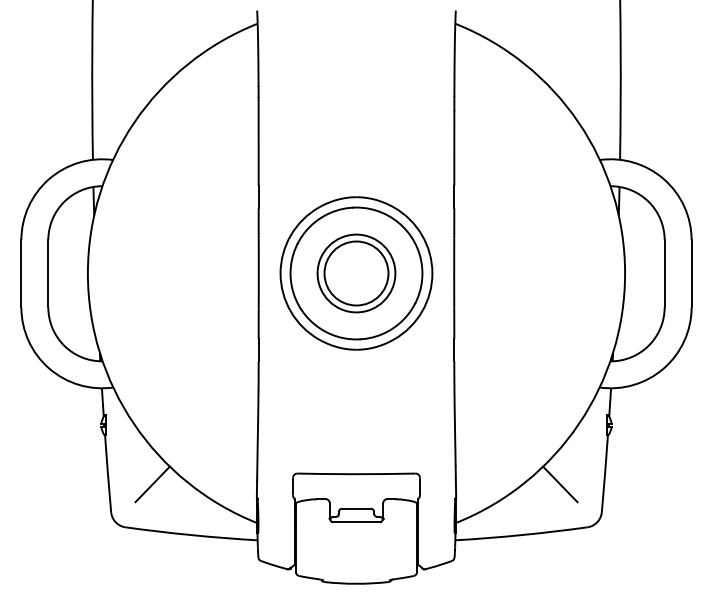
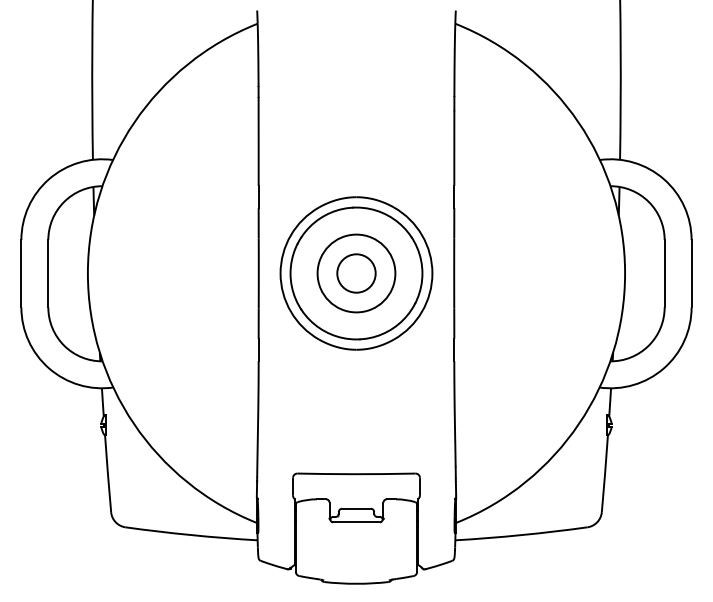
circle diameter: 64 px -> 38 px (356, 273)
line: present -> none (152, 484)
line: present -> none (560, 484)
